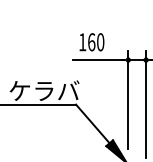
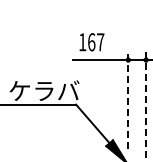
text: 160 -> 167 (100, 42)
line: solid -> dashed (128, 99)
line: solid -> dashed (146, 104)
